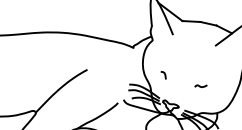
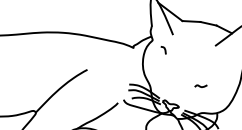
curve position: (164, 75) -> (164, 50) (164, 50)
